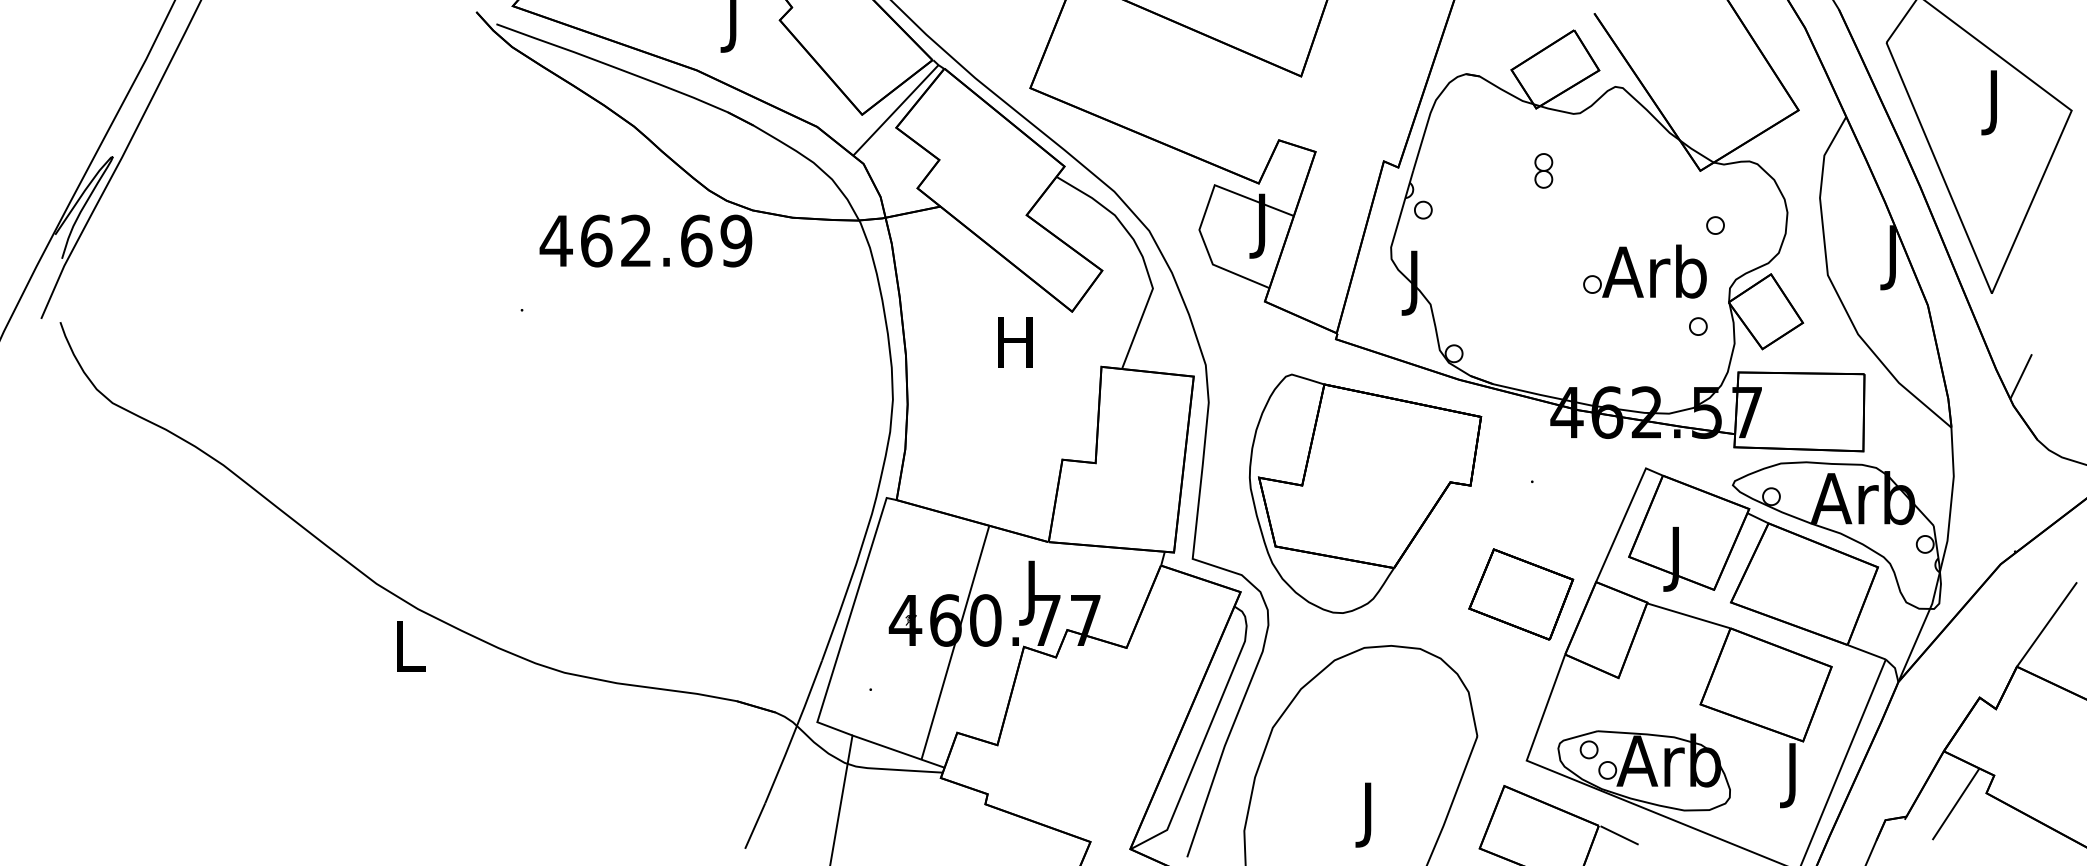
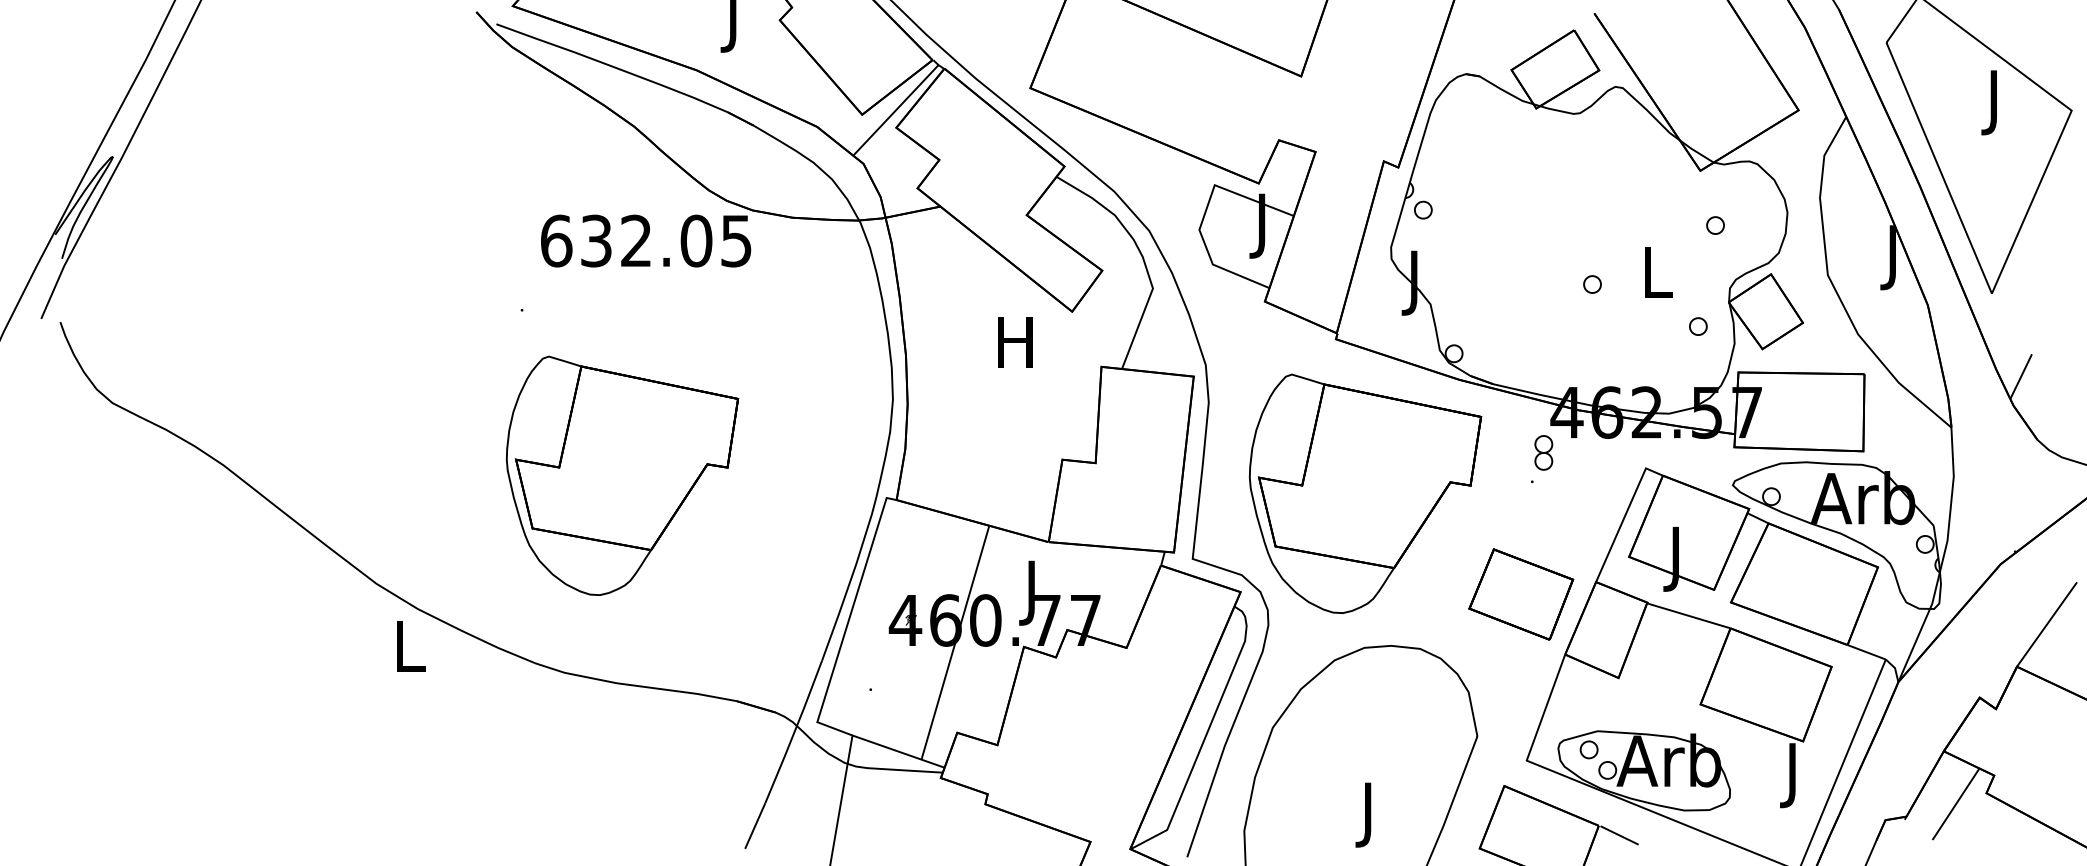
part position: (1543, 170) -> (1543, 452) (1543, 452)
text: 462.69 -> 632.05 (645, 240)
text: Arb -> L (1654, 271)
part: none -> present (622, 475)
